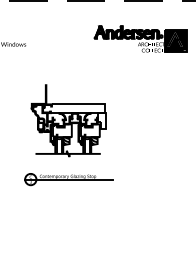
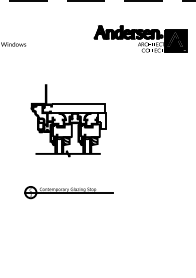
part position: (68, 179) -> (68, 192) (68, 192)
